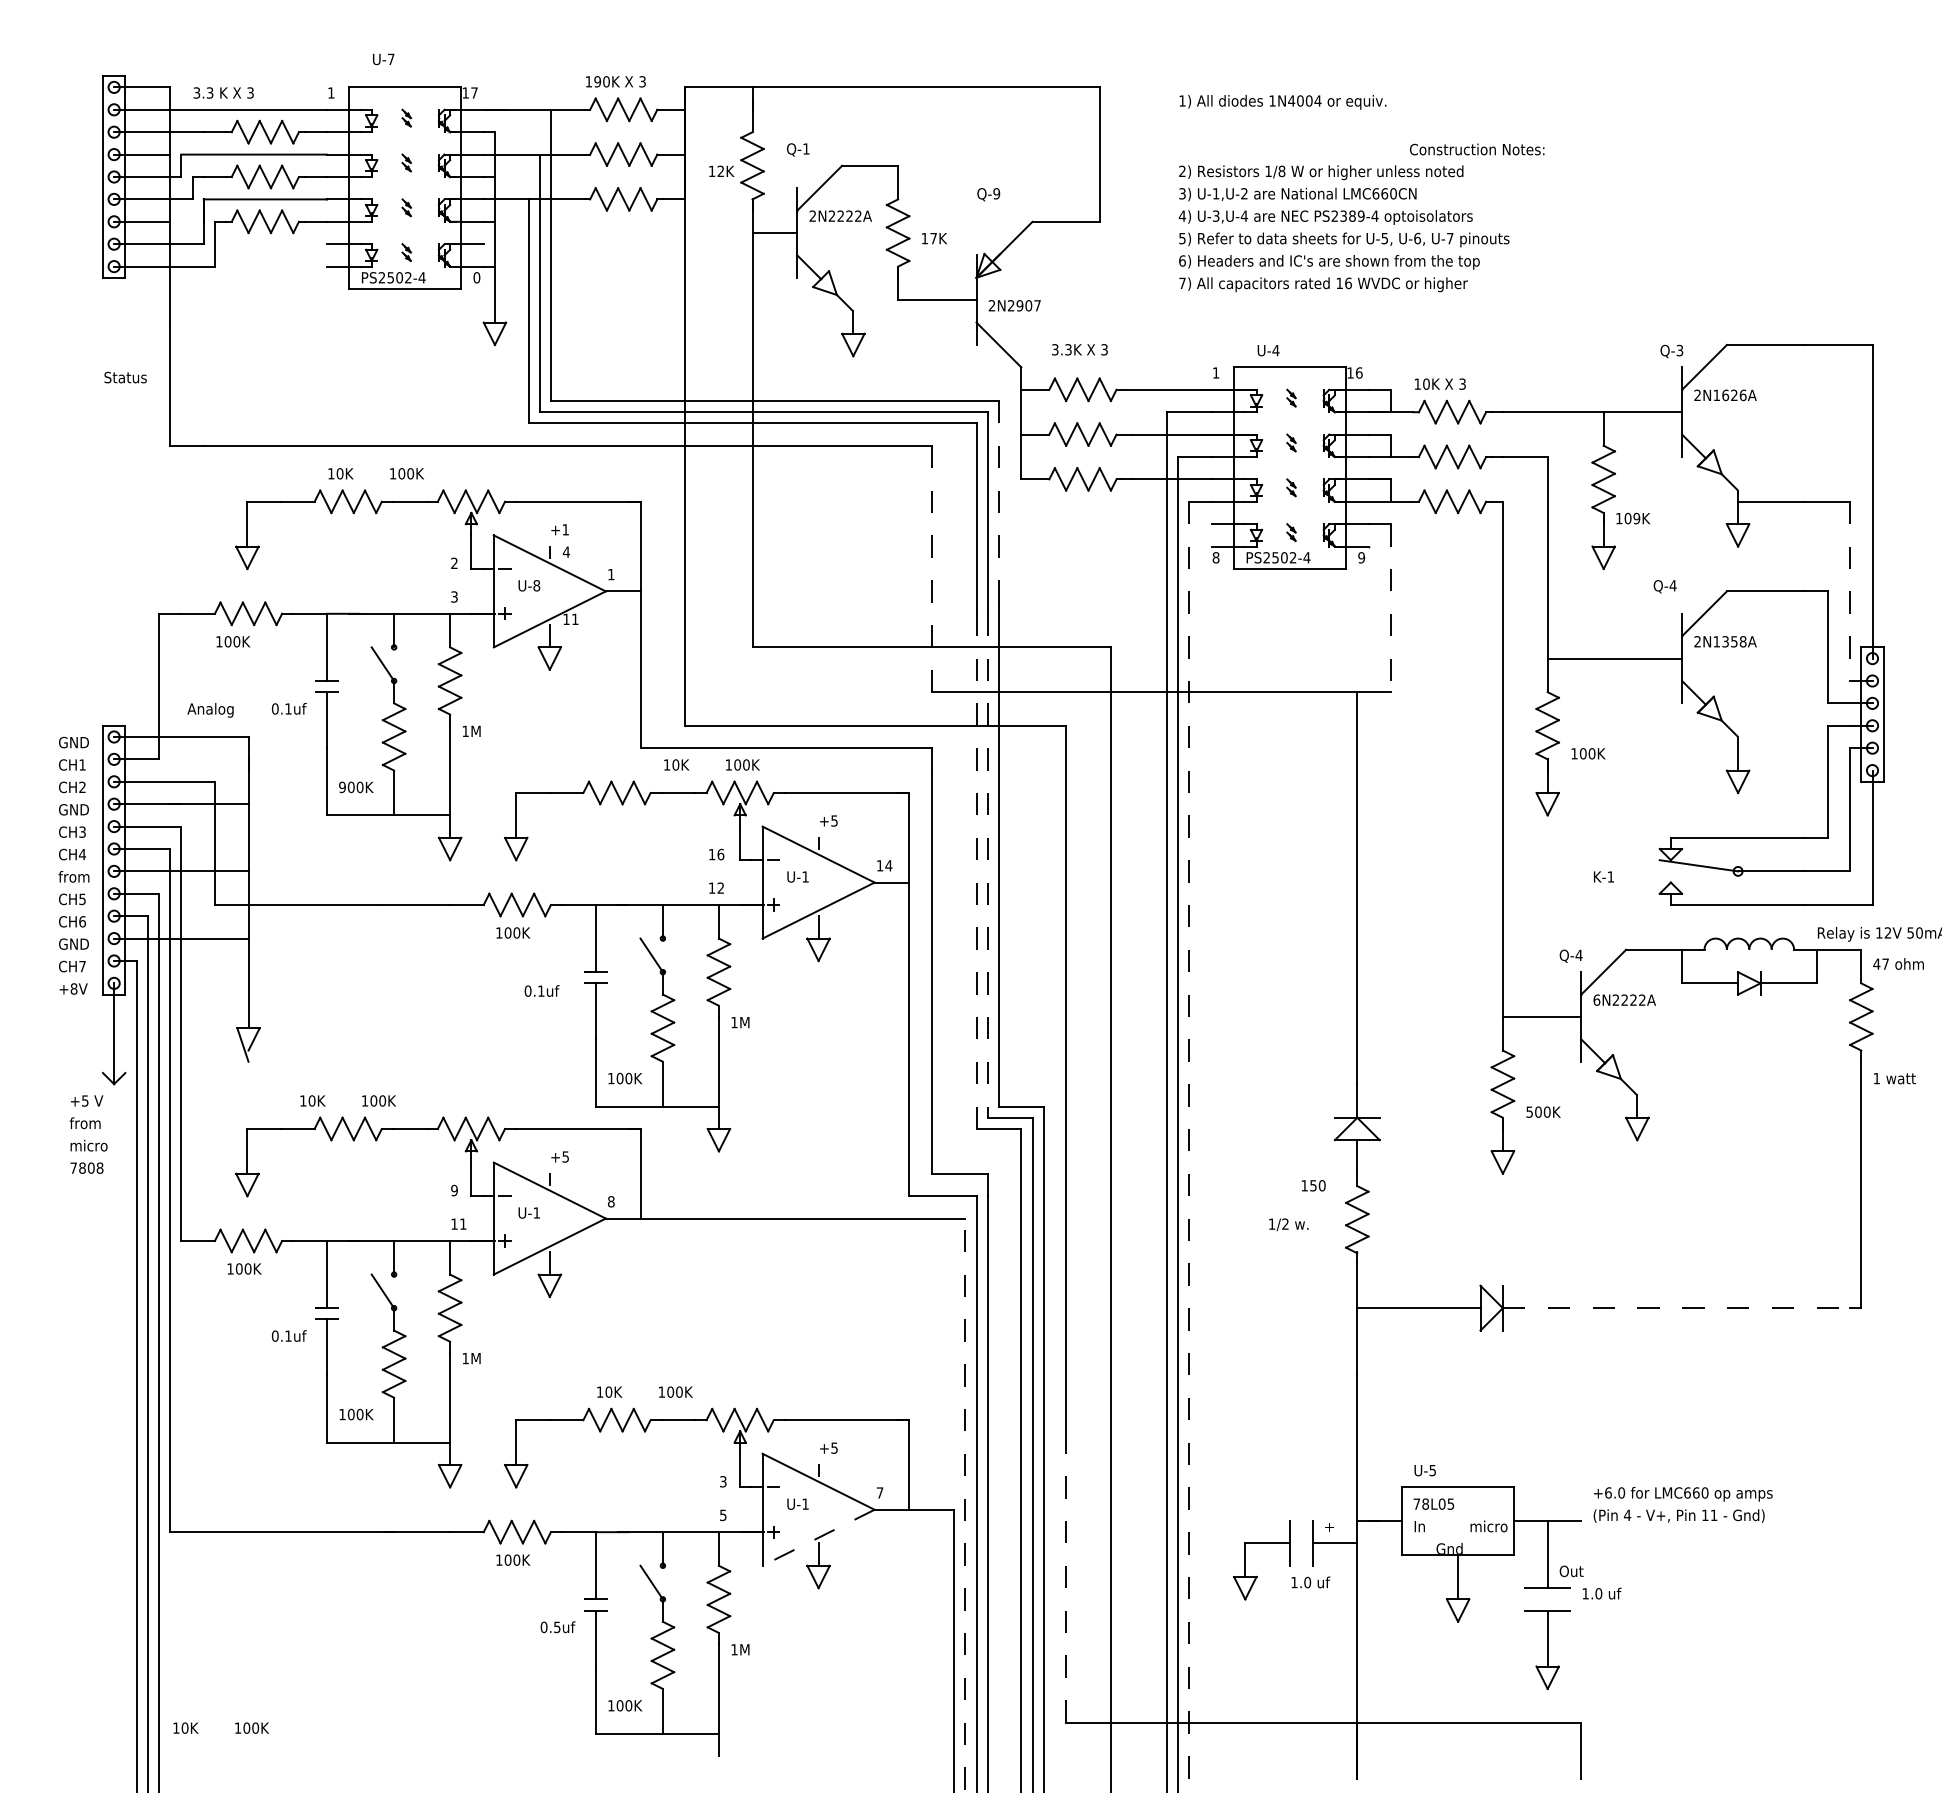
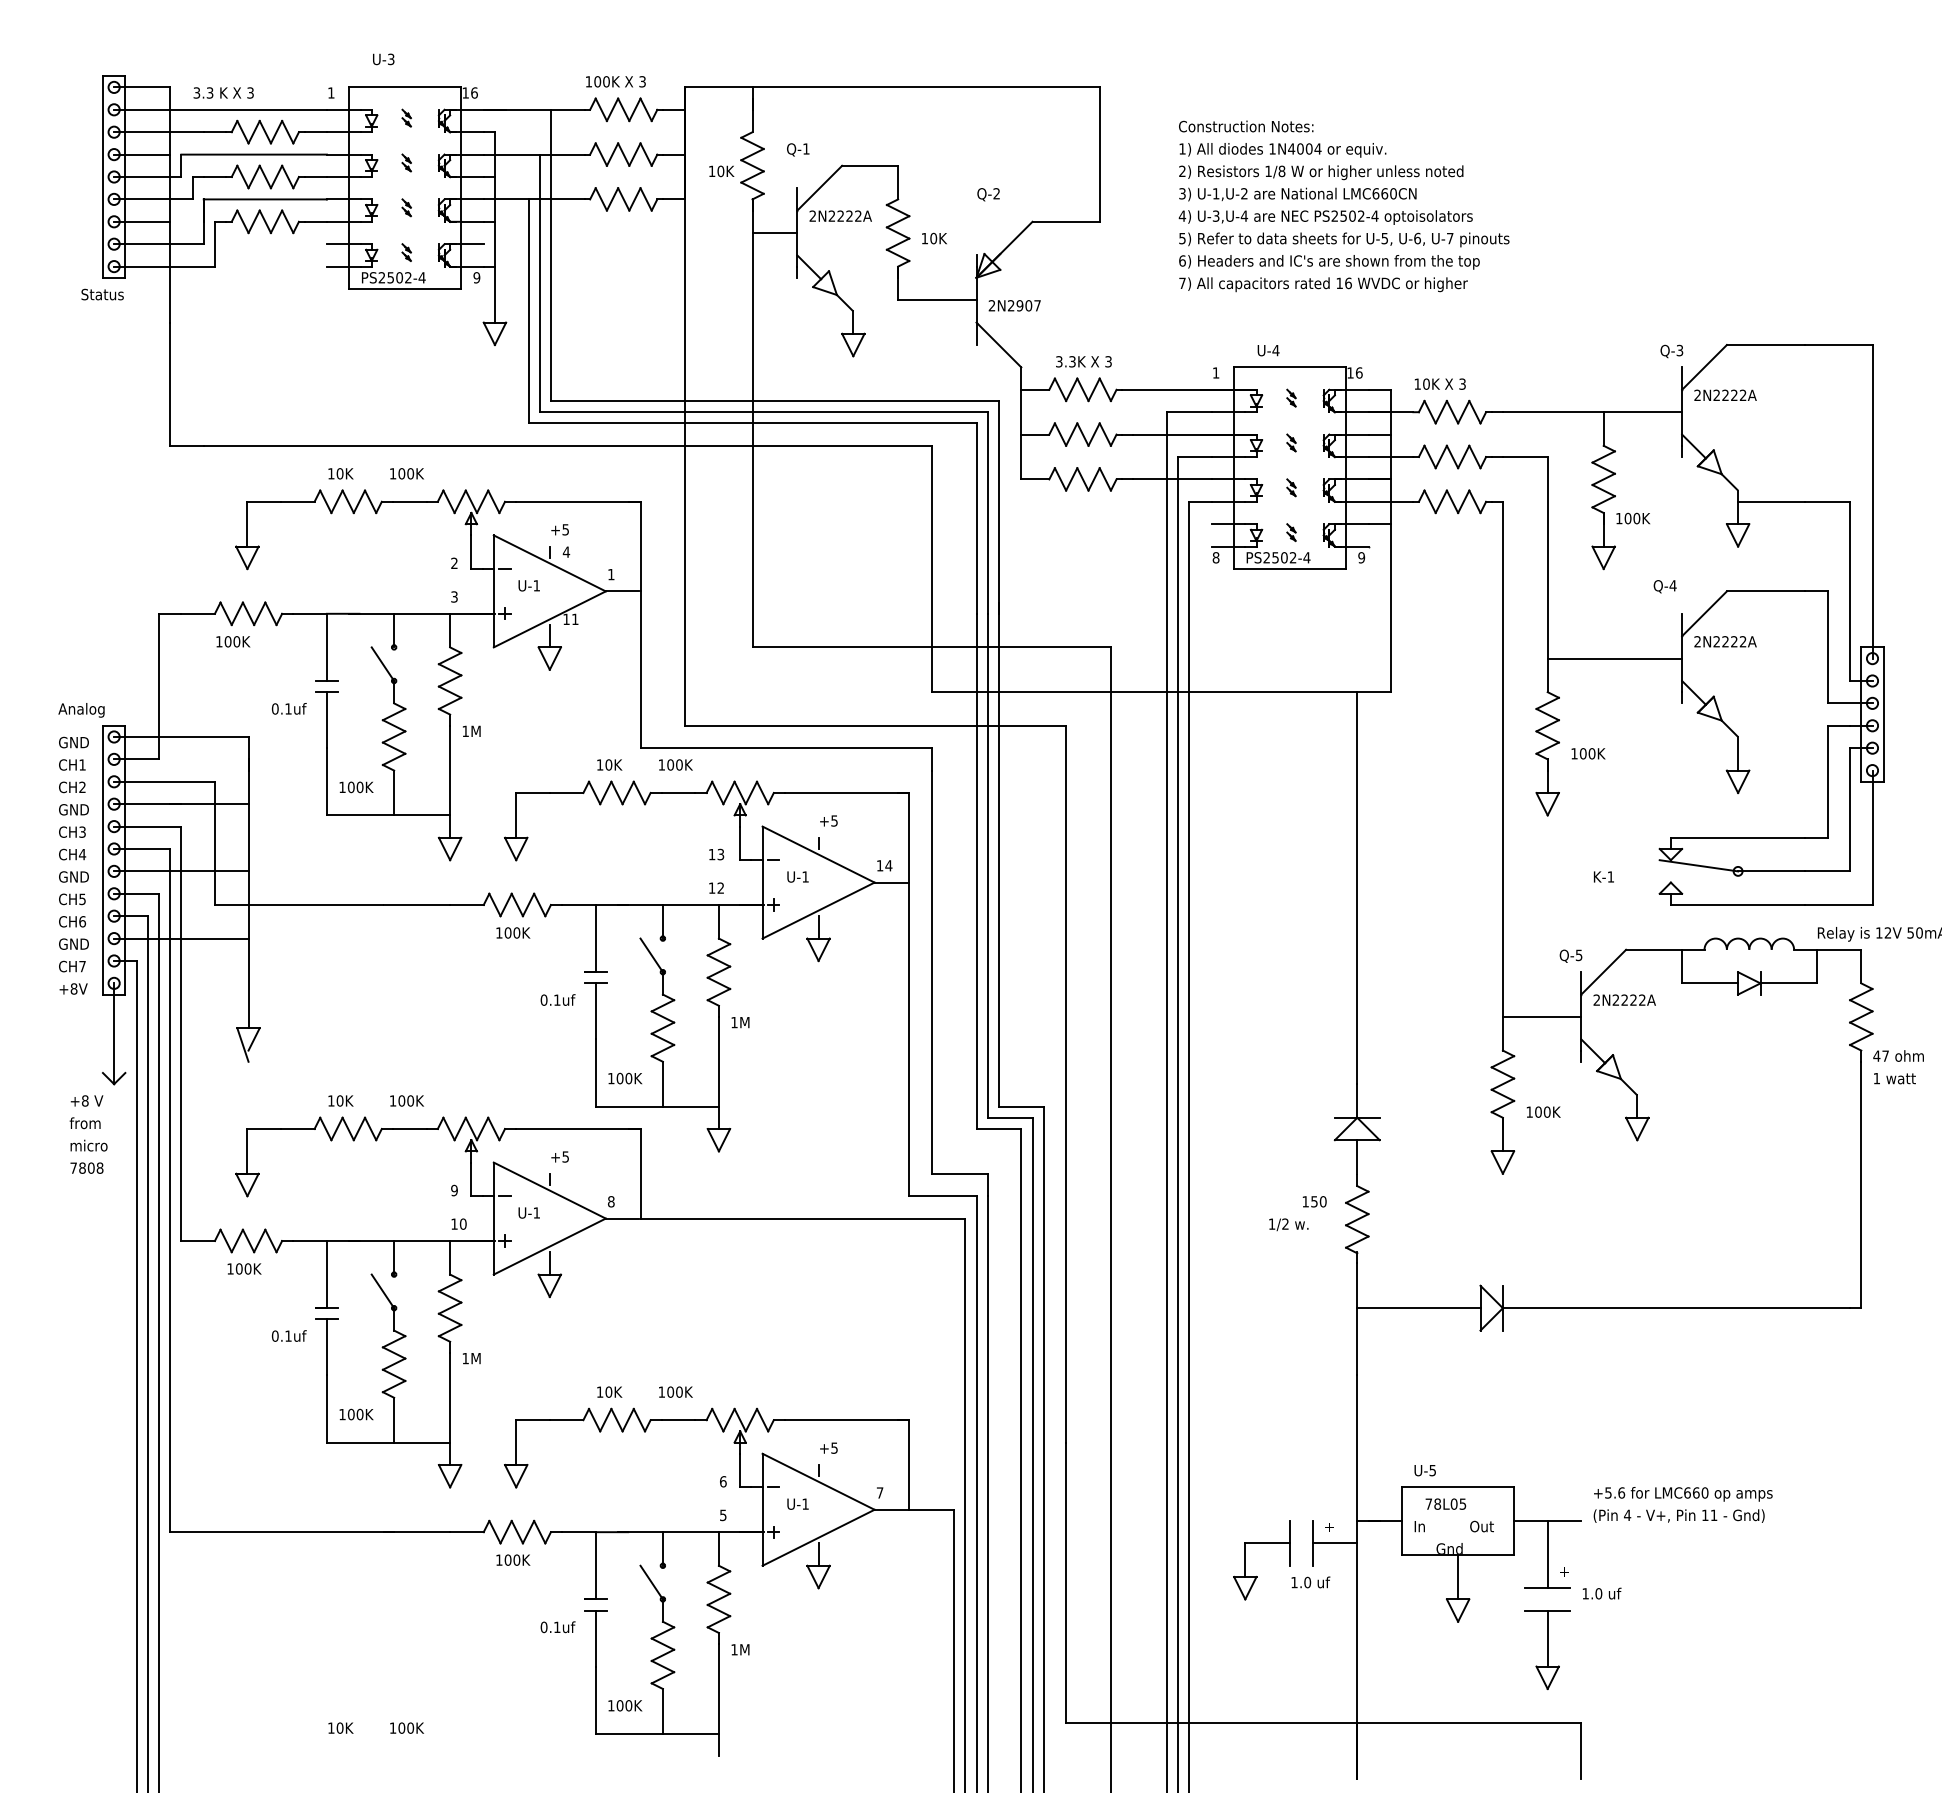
text: U-7 -> U-3 (391, 59)
text: 190K -> 100K (597, 81)
text: 17 -> 16 (474, 92)
text position: (1282, 102) -> (1282, 150) (1282, 150)
text position: (1477, 149) -> (1246, 126) (1246, 126)
text: 12K -> 10K (720, 171)
text: Q-9 -> Q-2 (996, 193)
text: PS2389-4 -> PS2502-4 (1352, 215)
text: 17K -> 10K (933, 238)
text: 0 -> 9 (476, 277)
text position: (1079, 349) -> (1083, 361) (1083, 361)
text position: (125, 377) -> (102, 294) (102, 294)
text: 2N1626A -> 2N2222A (1729, 395)
line: dashed -> solid (998, 507)
text: 109K -> 100K (1636, 518)
text: +1 -> +5 (565, 529)
line: dashed -> solid (1390, 541)
line: dashed -> solid (931, 569)
text: U-8 -> U-1 (536, 585)
line: dashed -> solid (1850, 591)
text: 2N1358A -> 2N2222A (1729, 641)
text position: (210, 710) -> (81, 710) (81, 710)
text position: (711, 764) -> (644, 764) (644, 764)
text: 900K -> 100K (342, 787)
text: 16 -> 13 (720, 854)
line: dashed -> solid (987, 865)
line: dashed -> solid (976, 871)
text: from -> GND (73, 876)
text: Q-4 -> Q-5 (1578, 955)
text position: (1898, 963) -> (1898, 1055) (1898, 1055)
text position: (541, 990) -> (557, 999) (557, 999)
text: 6N2222A -> 2N2222A (1596, 999)
text: +5 -> +8 (84, 1100)
text position: (347, 1100) -> (375, 1100) (375, 1100)
text: 500K -> 100K (1529, 1111)
line: dashed -> solid (1189, 1147)
text position: (1313, 1185) -> (1314, 1201) (1314, 1201)
text: 11 -> 10 (462, 1223)
line: dashed -> solid (1676, 1308)
text: 3 -> 6 (723, 1481)
text: +6.0 -> +5.6 (1615, 1492)
text position: (1433, 1503) -> (1445, 1503) (1445, 1503)
line: dashed -> solid (965, 1505)
text: micro -> Out (1488, 1526)
line: dashed -> solid (818, 1537)
text: Out -> + (1571, 1571)
line: dashed -> solid (1066, 1582)
text: 0.5uf -> 0.1uf (557, 1627)
text position: (220, 1727) -> (375, 1727) (375, 1727)
